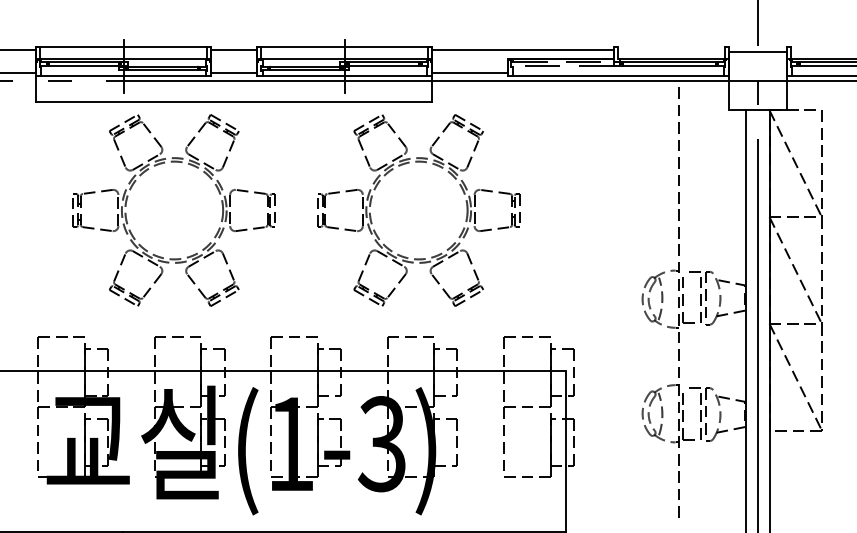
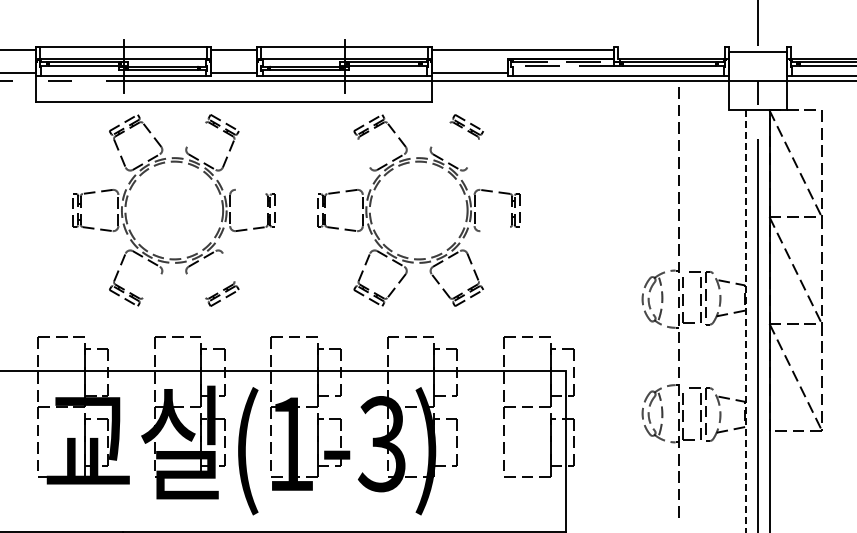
line: present -> none (196, 134)
line: present -> none (440, 134)
line: present -> none (364, 153)
line: present -> none (472, 153)
line: present -> none (250, 191)
line: present -> none (495, 229)
line: present -> none (228, 267)
line: present -> none (151, 285)
line: present -> none (196, 285)
line: solid -> dashed (746, 321)
